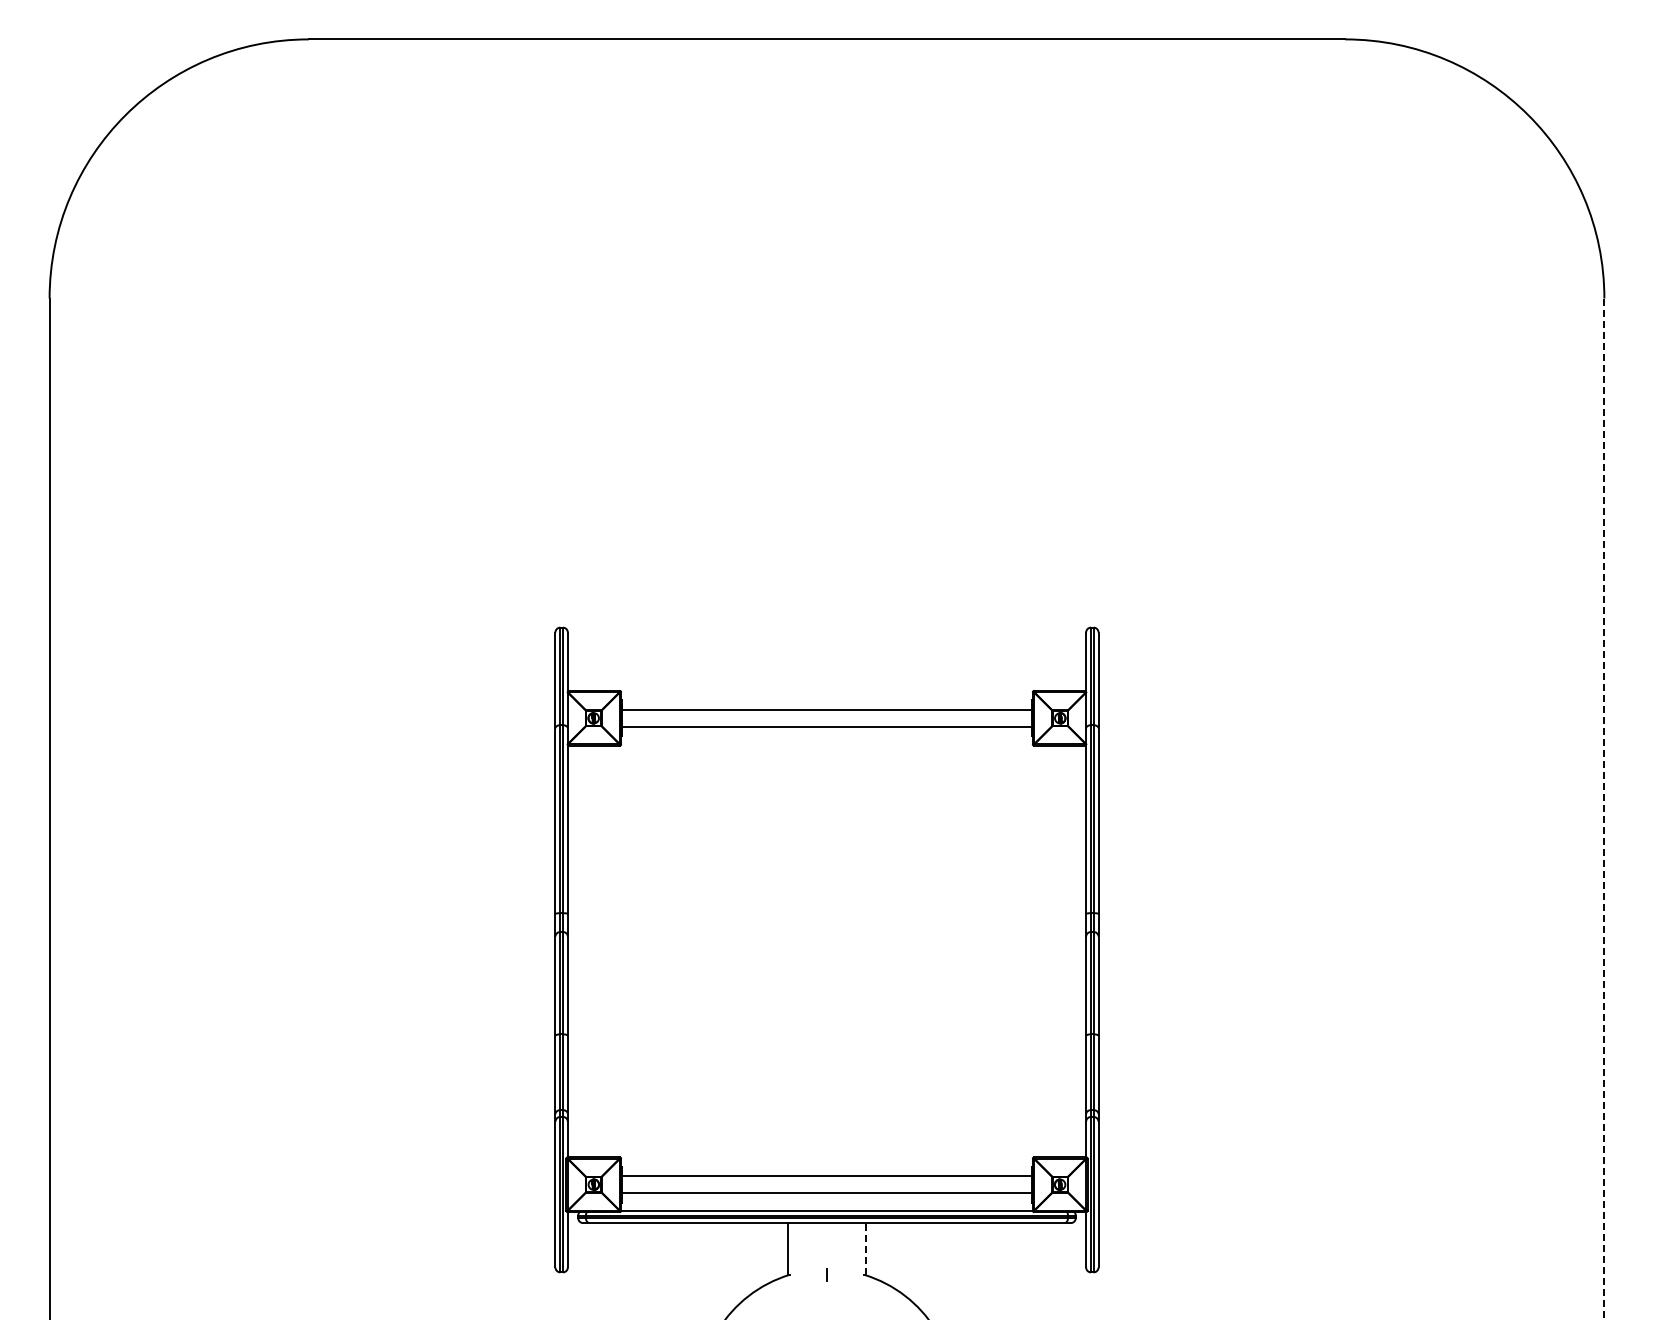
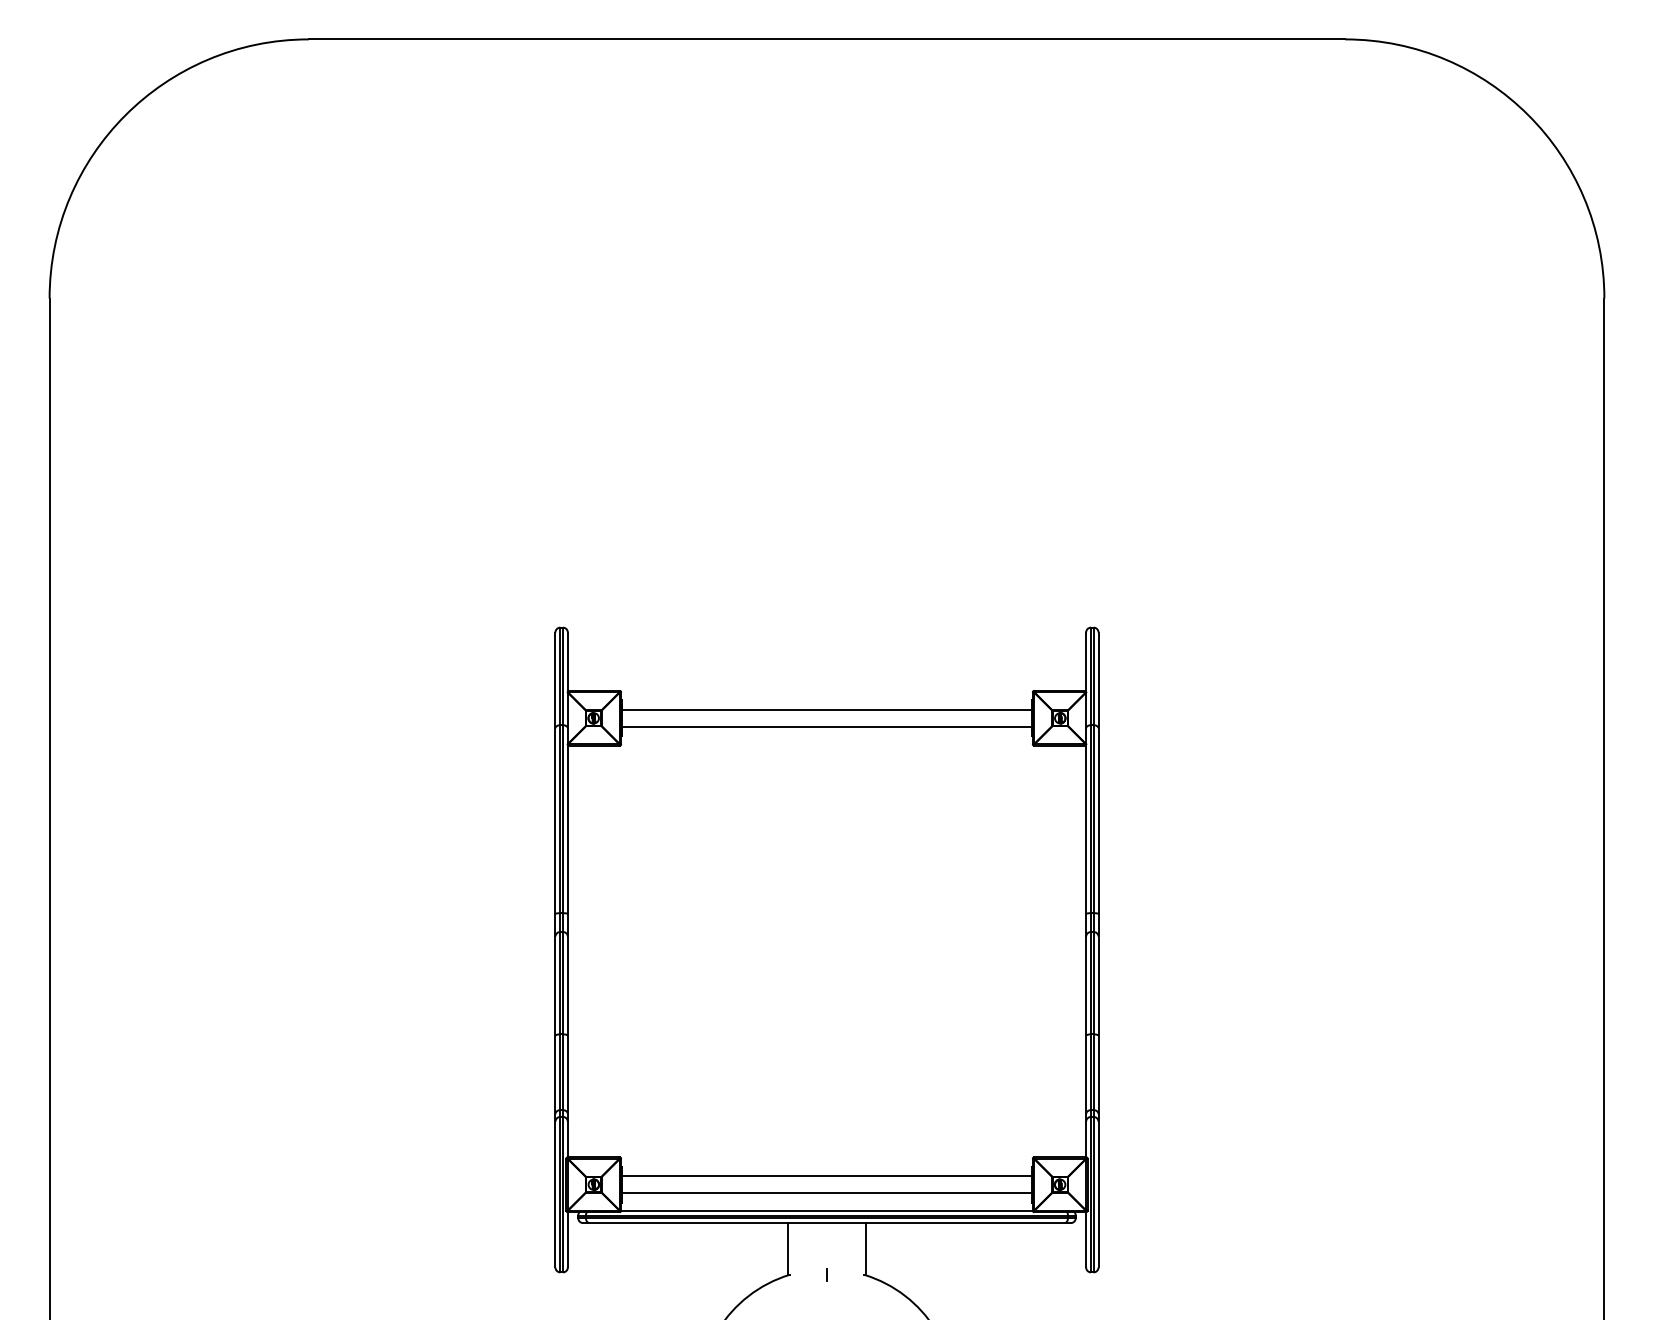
line: dashed -> solid (1604, 809)
line: dashed -> solid (865, 1249)
